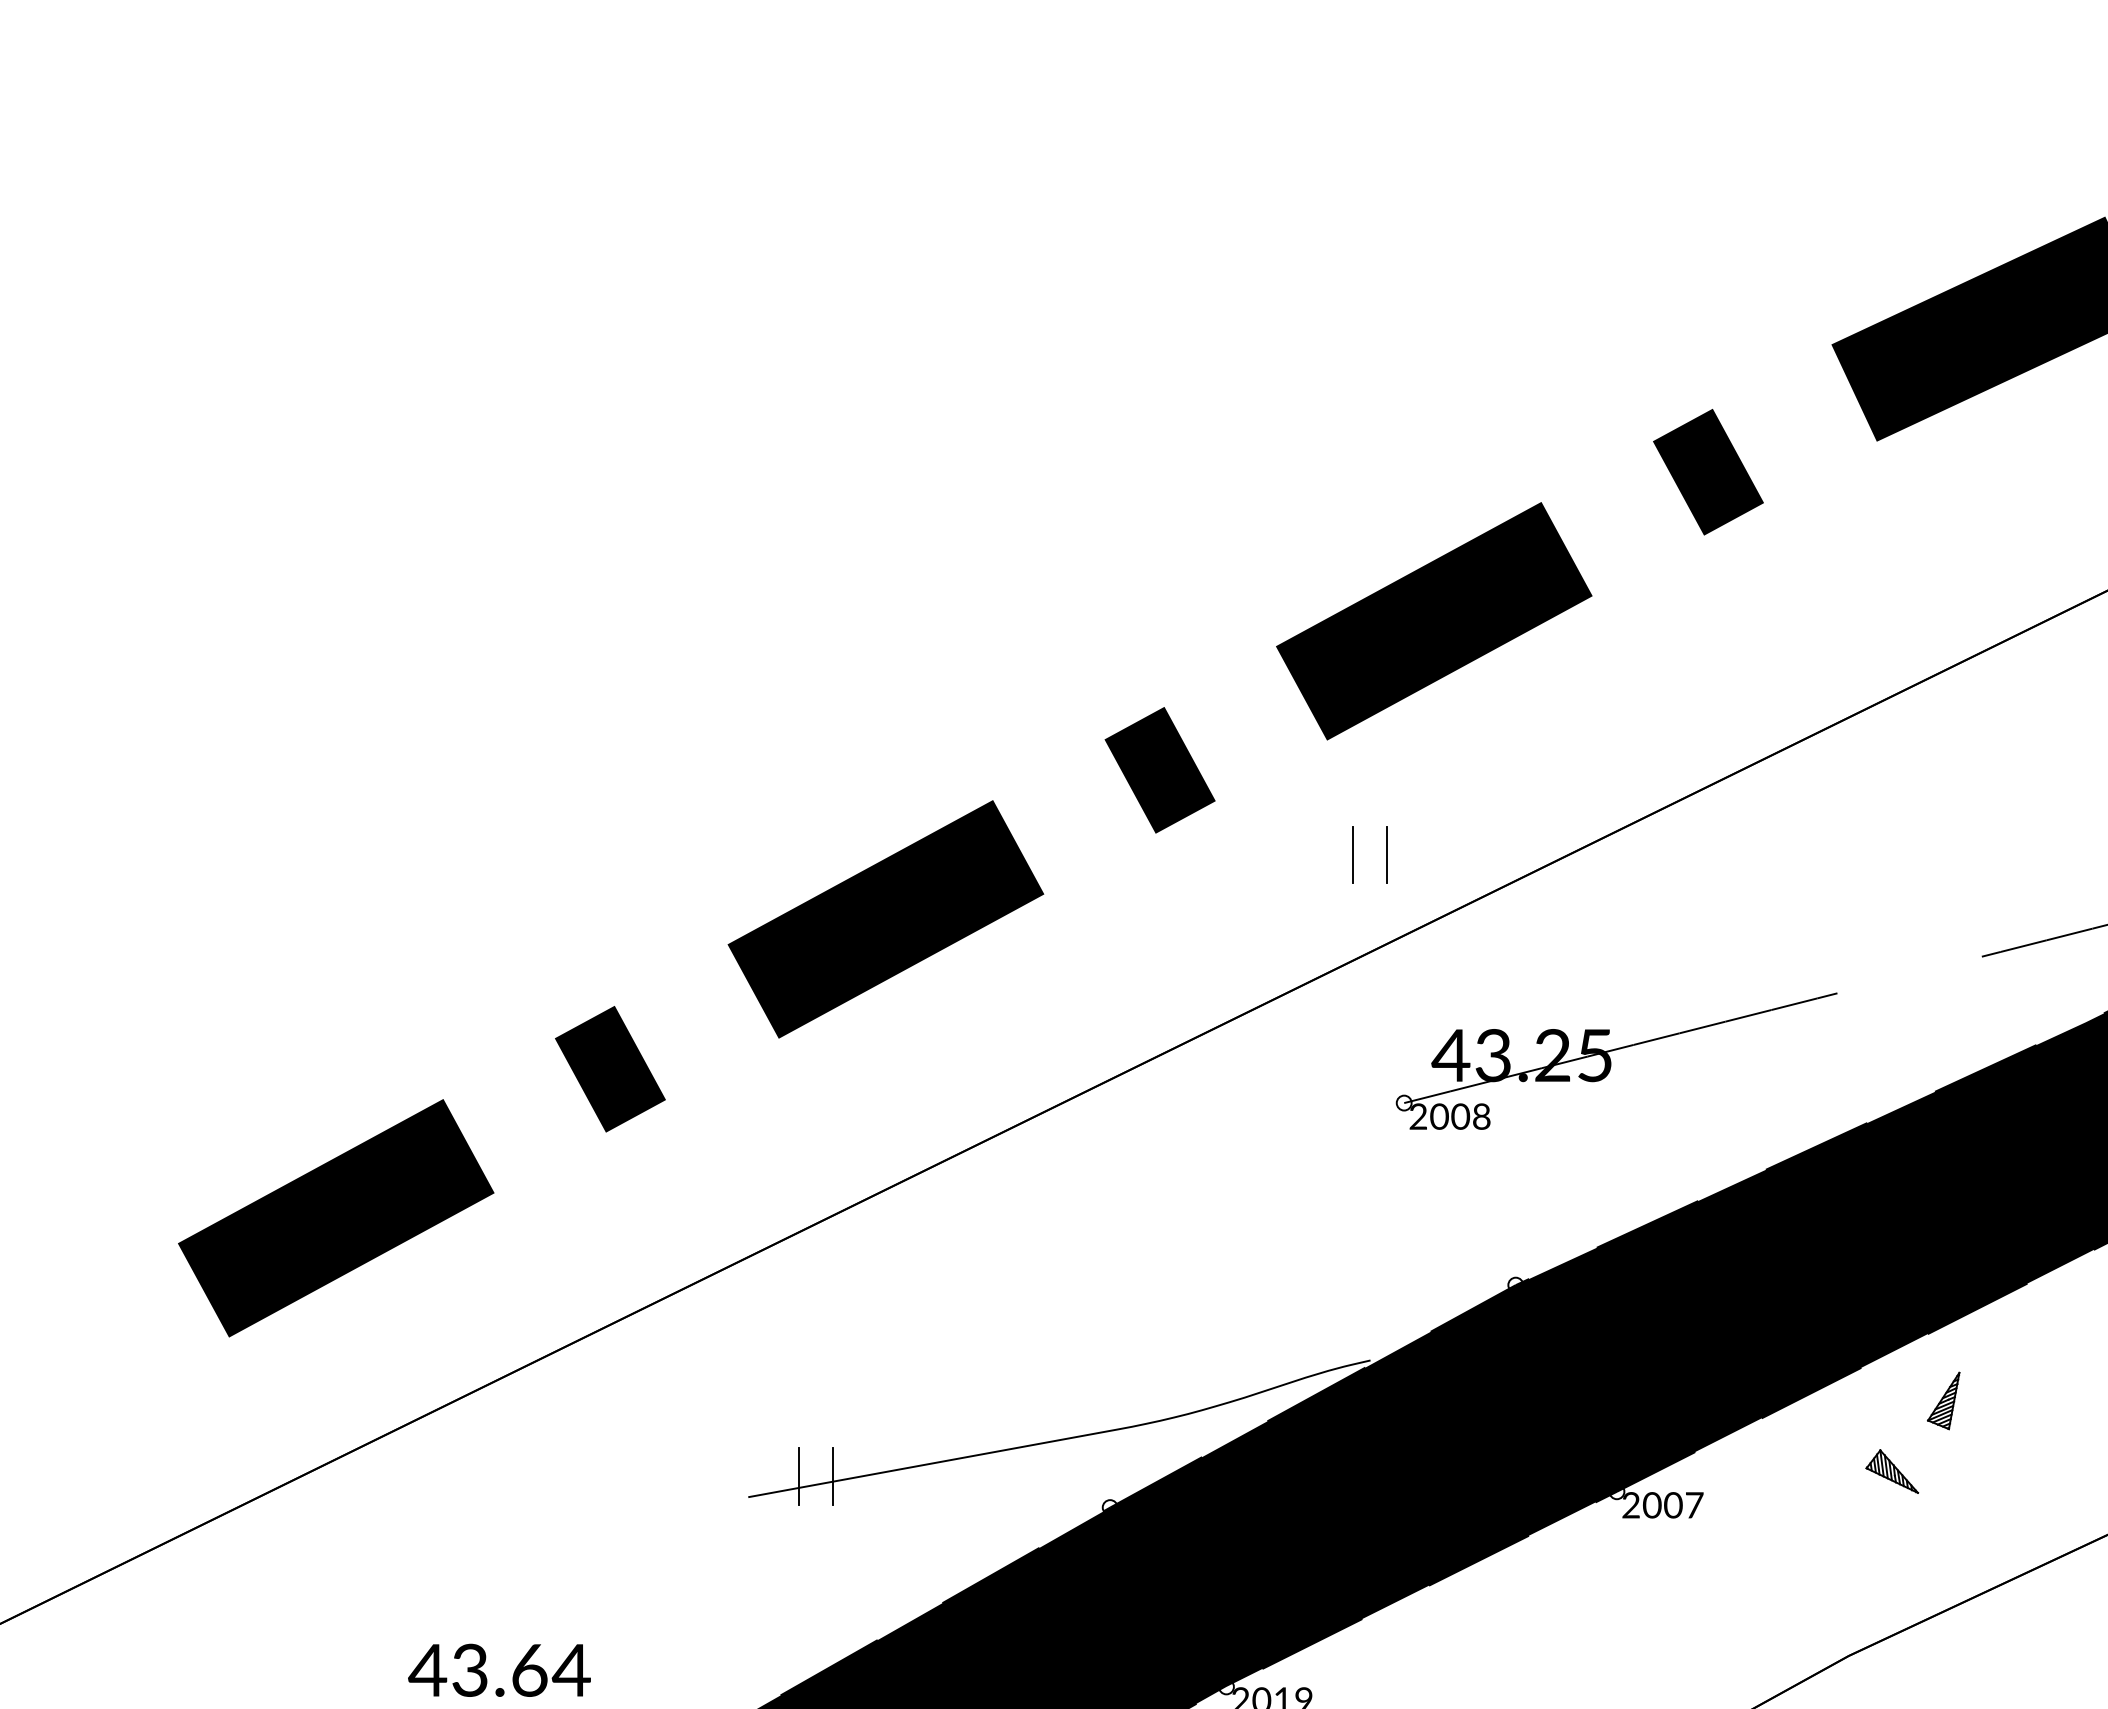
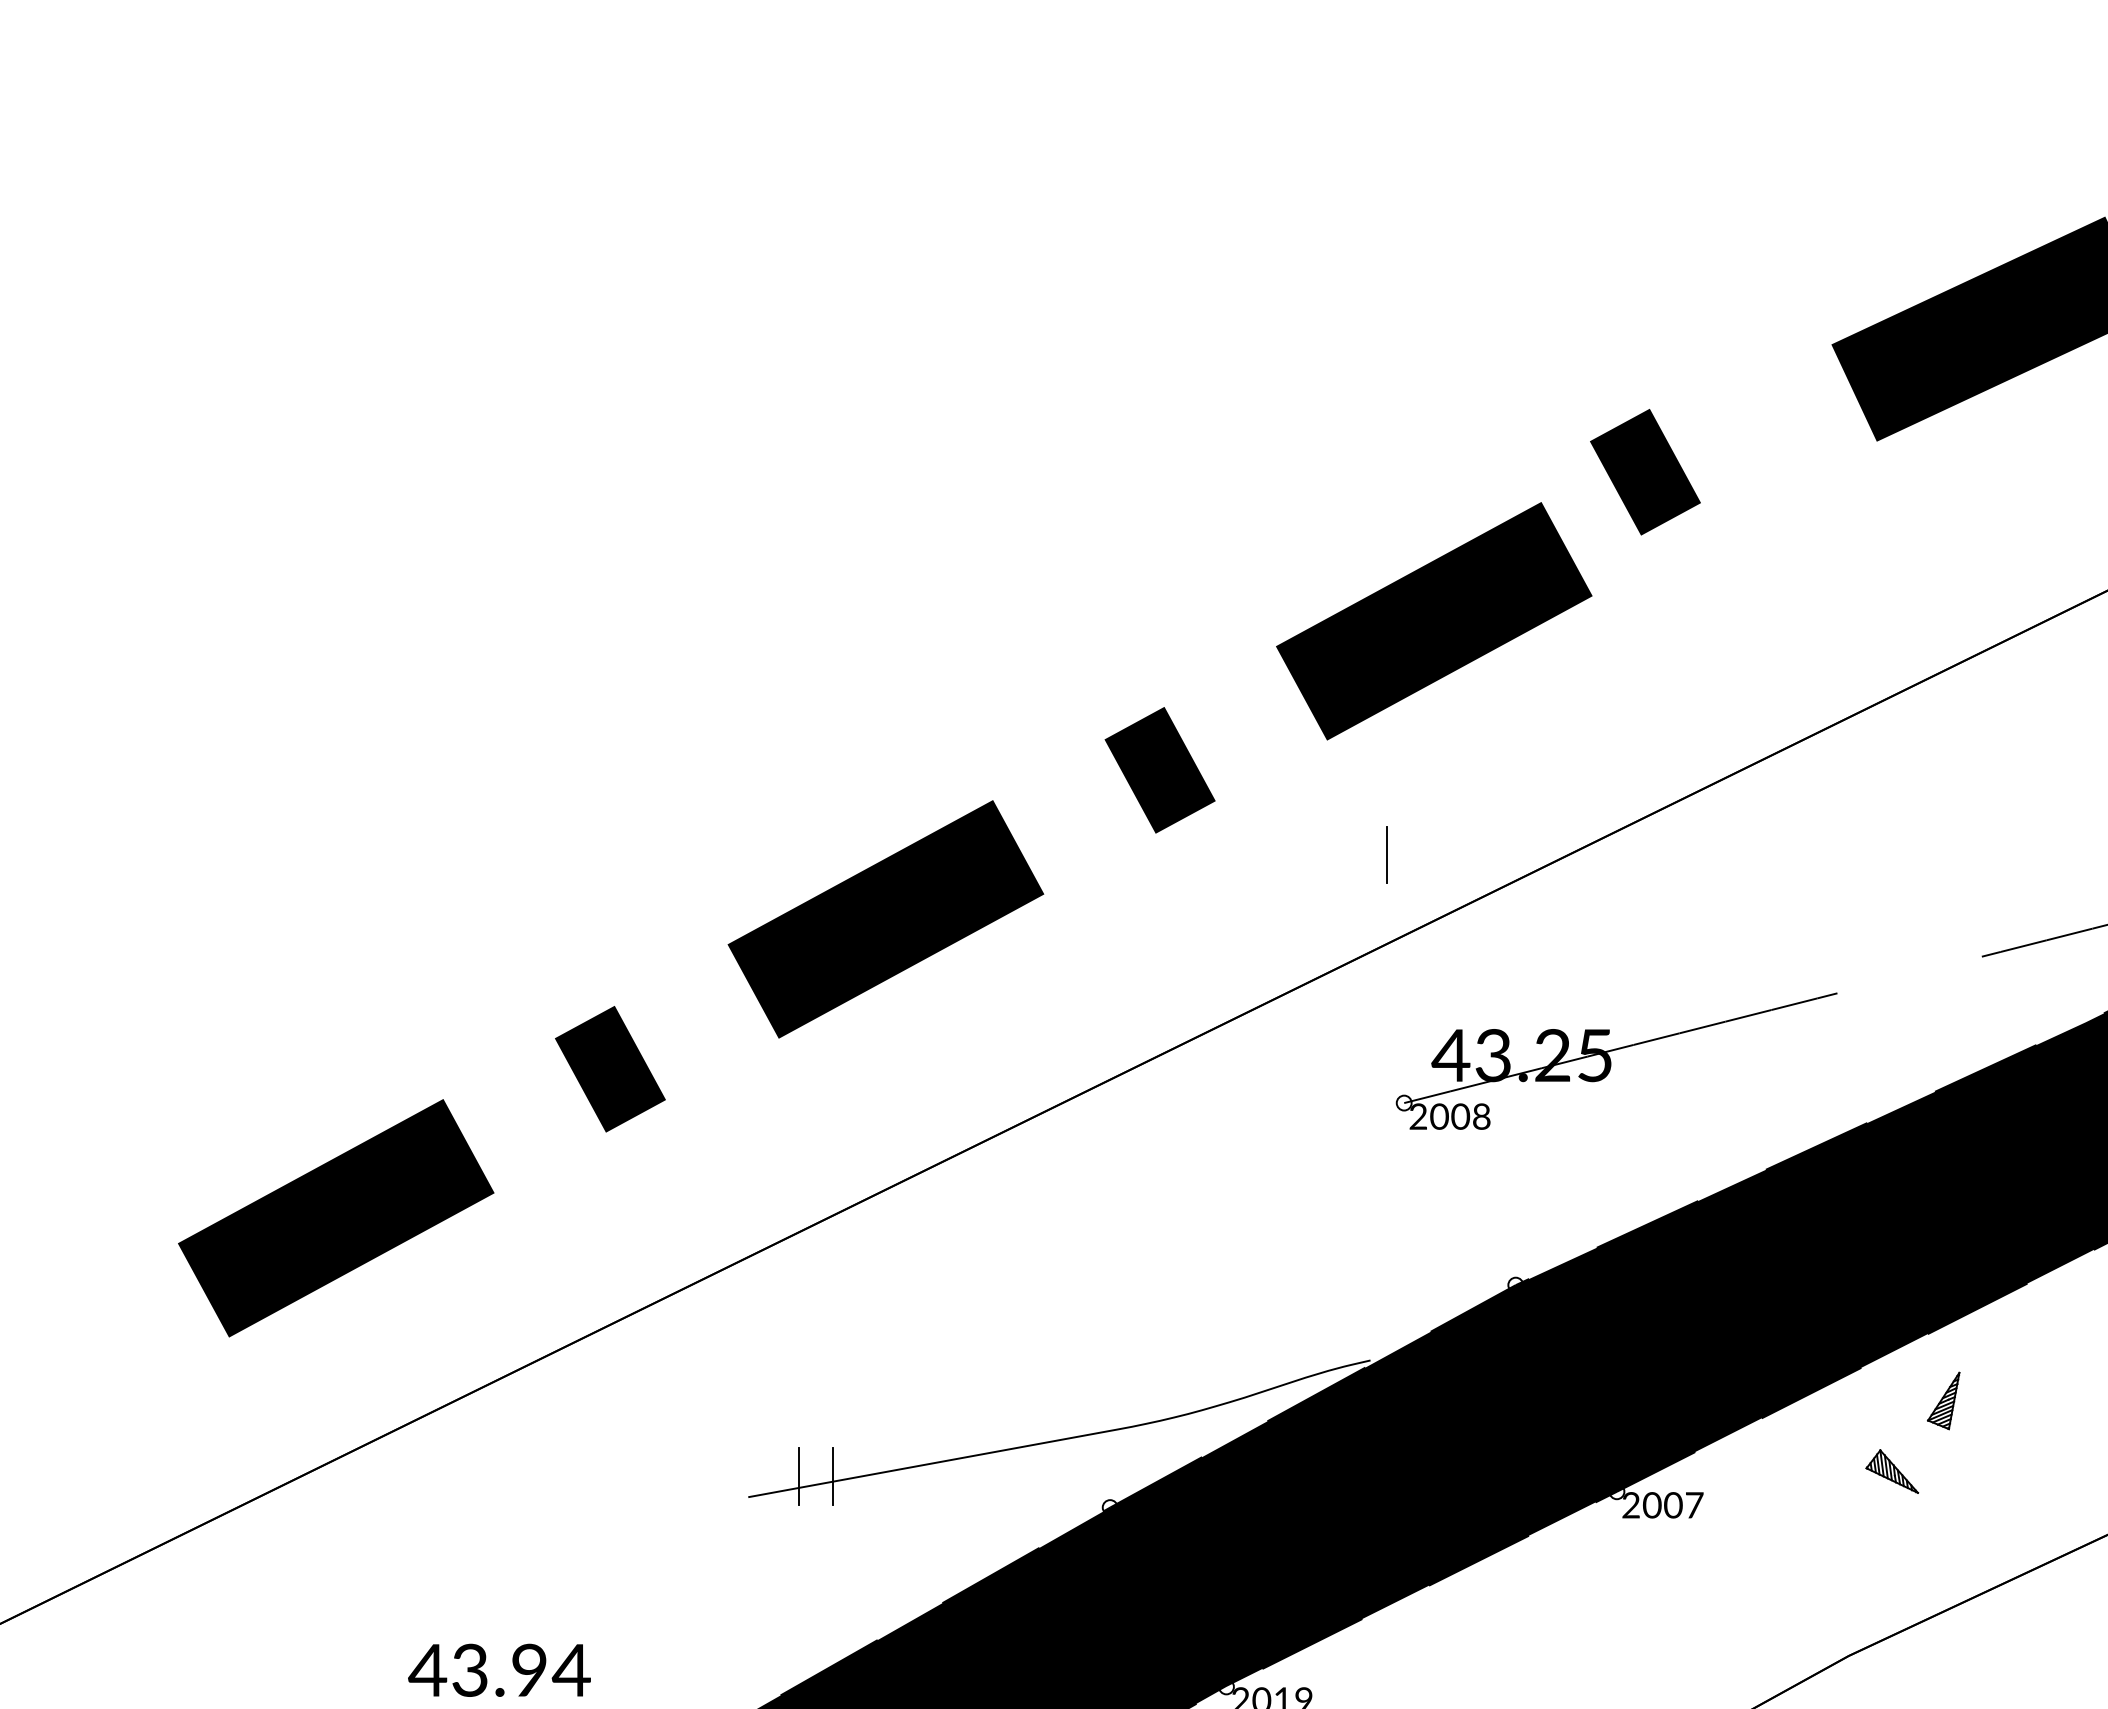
part position: (1708, 472) -> (1645, 472) (1645, 472)
line: present -> none (1353, 854)
text: 43.64 -> 43.94 (529, 1669)
